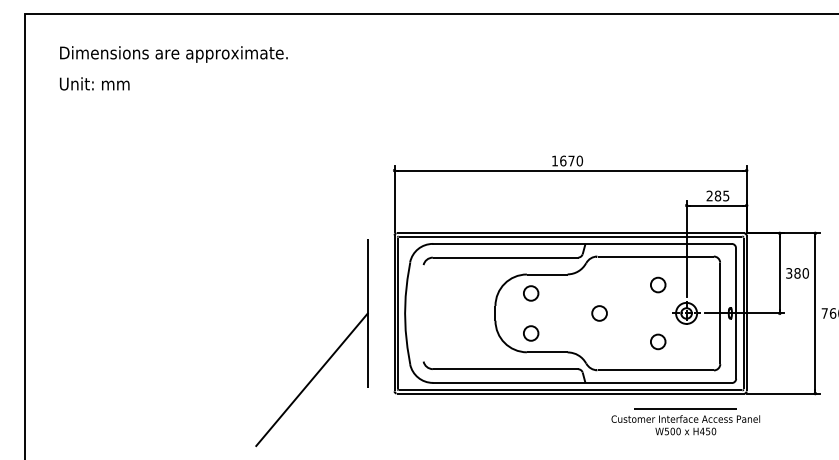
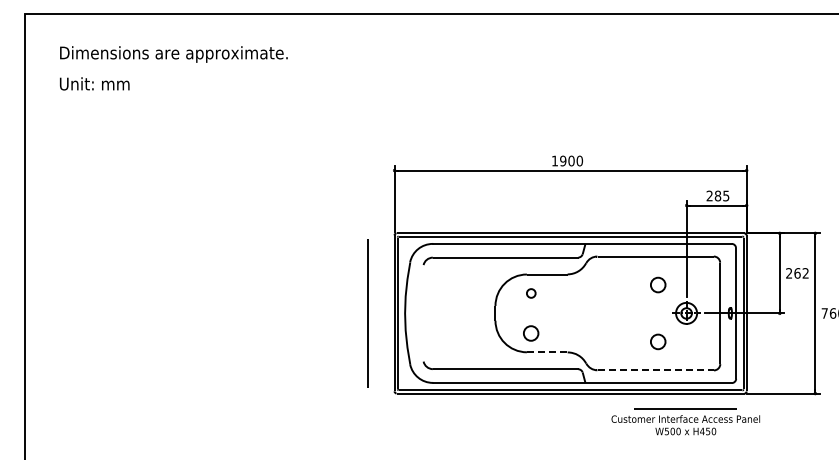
text: 1670 -> 1900 (567, 160)
text: 380 -> 262 (797, 273)
part size: 17x17 px -> 11x11 px (531, 293)
part: present -> none (599, 313)
line: solid -> dashed (547, 352)
line: solid -> dashed (656, 370)
line: present -> none (311, 379)
